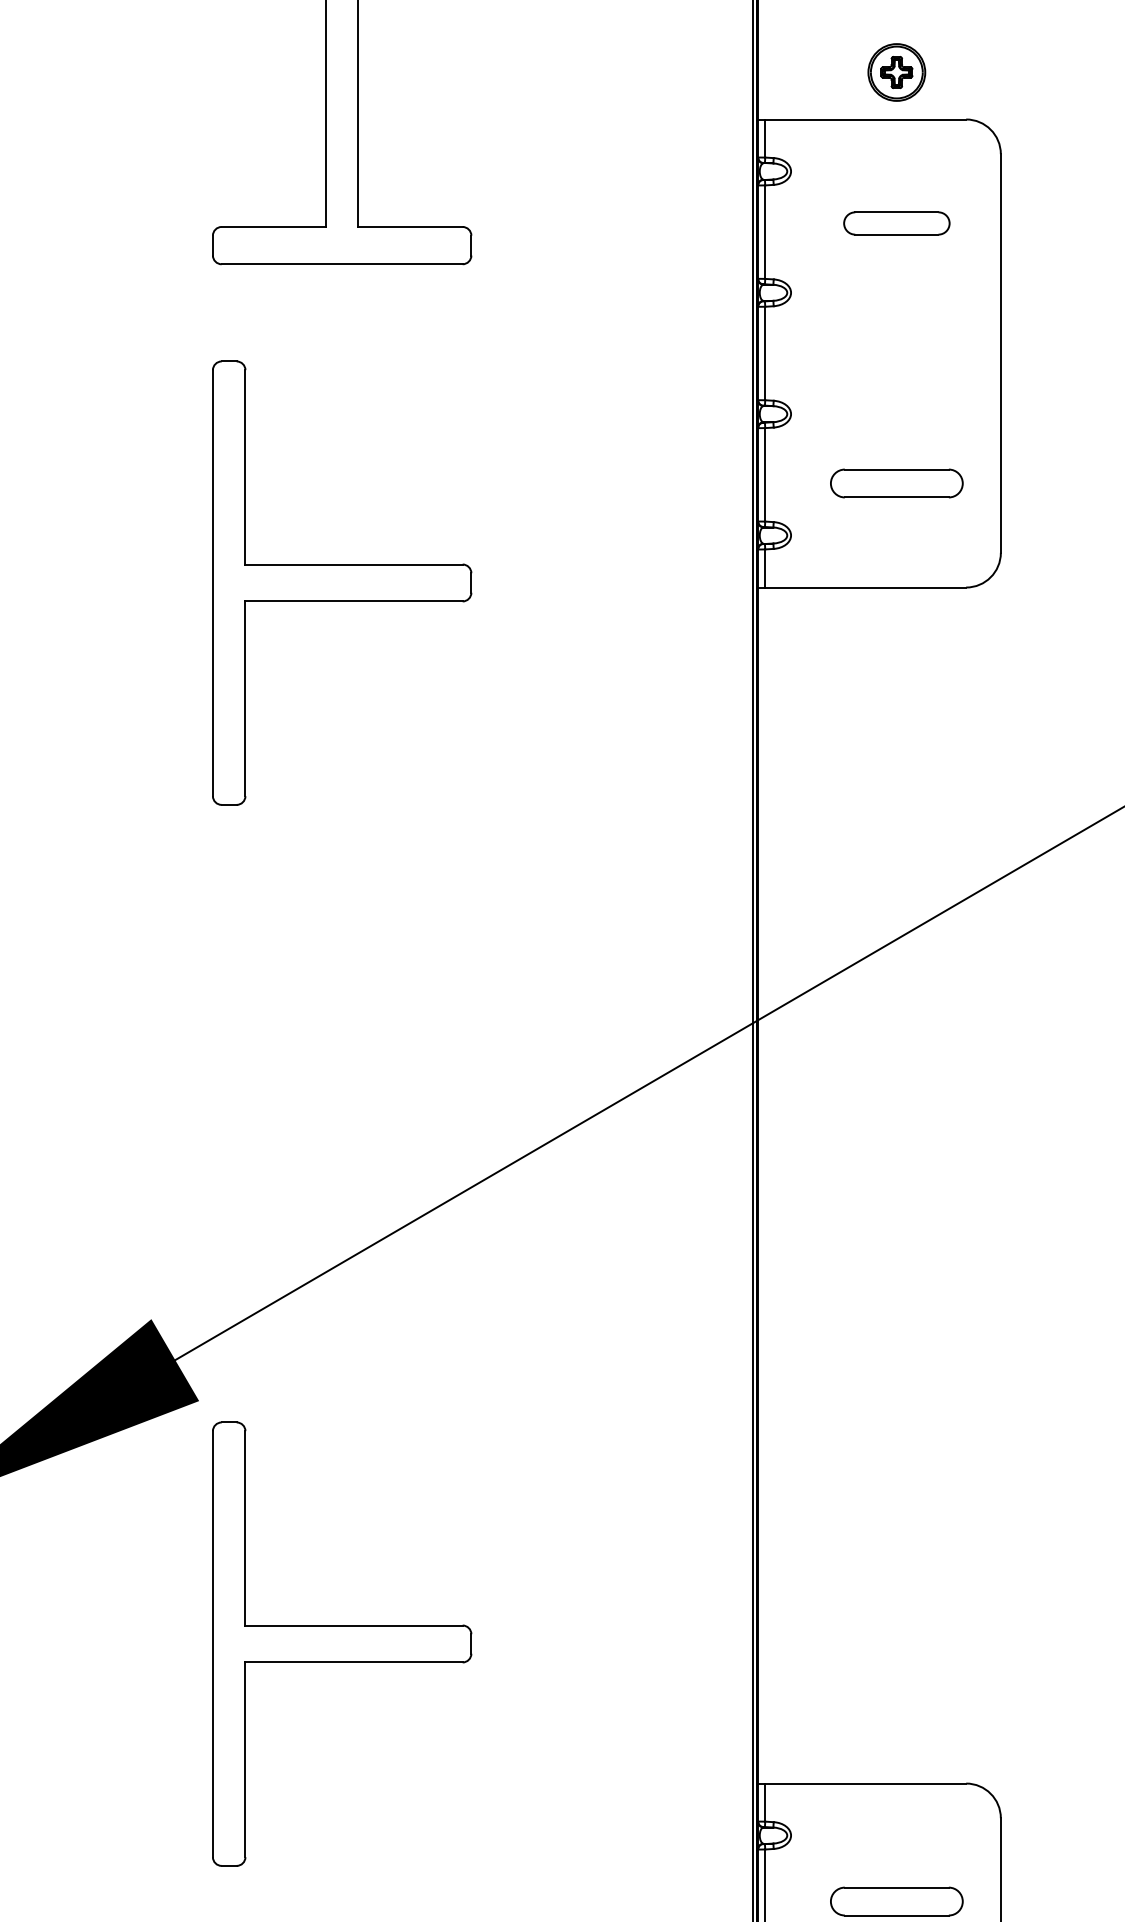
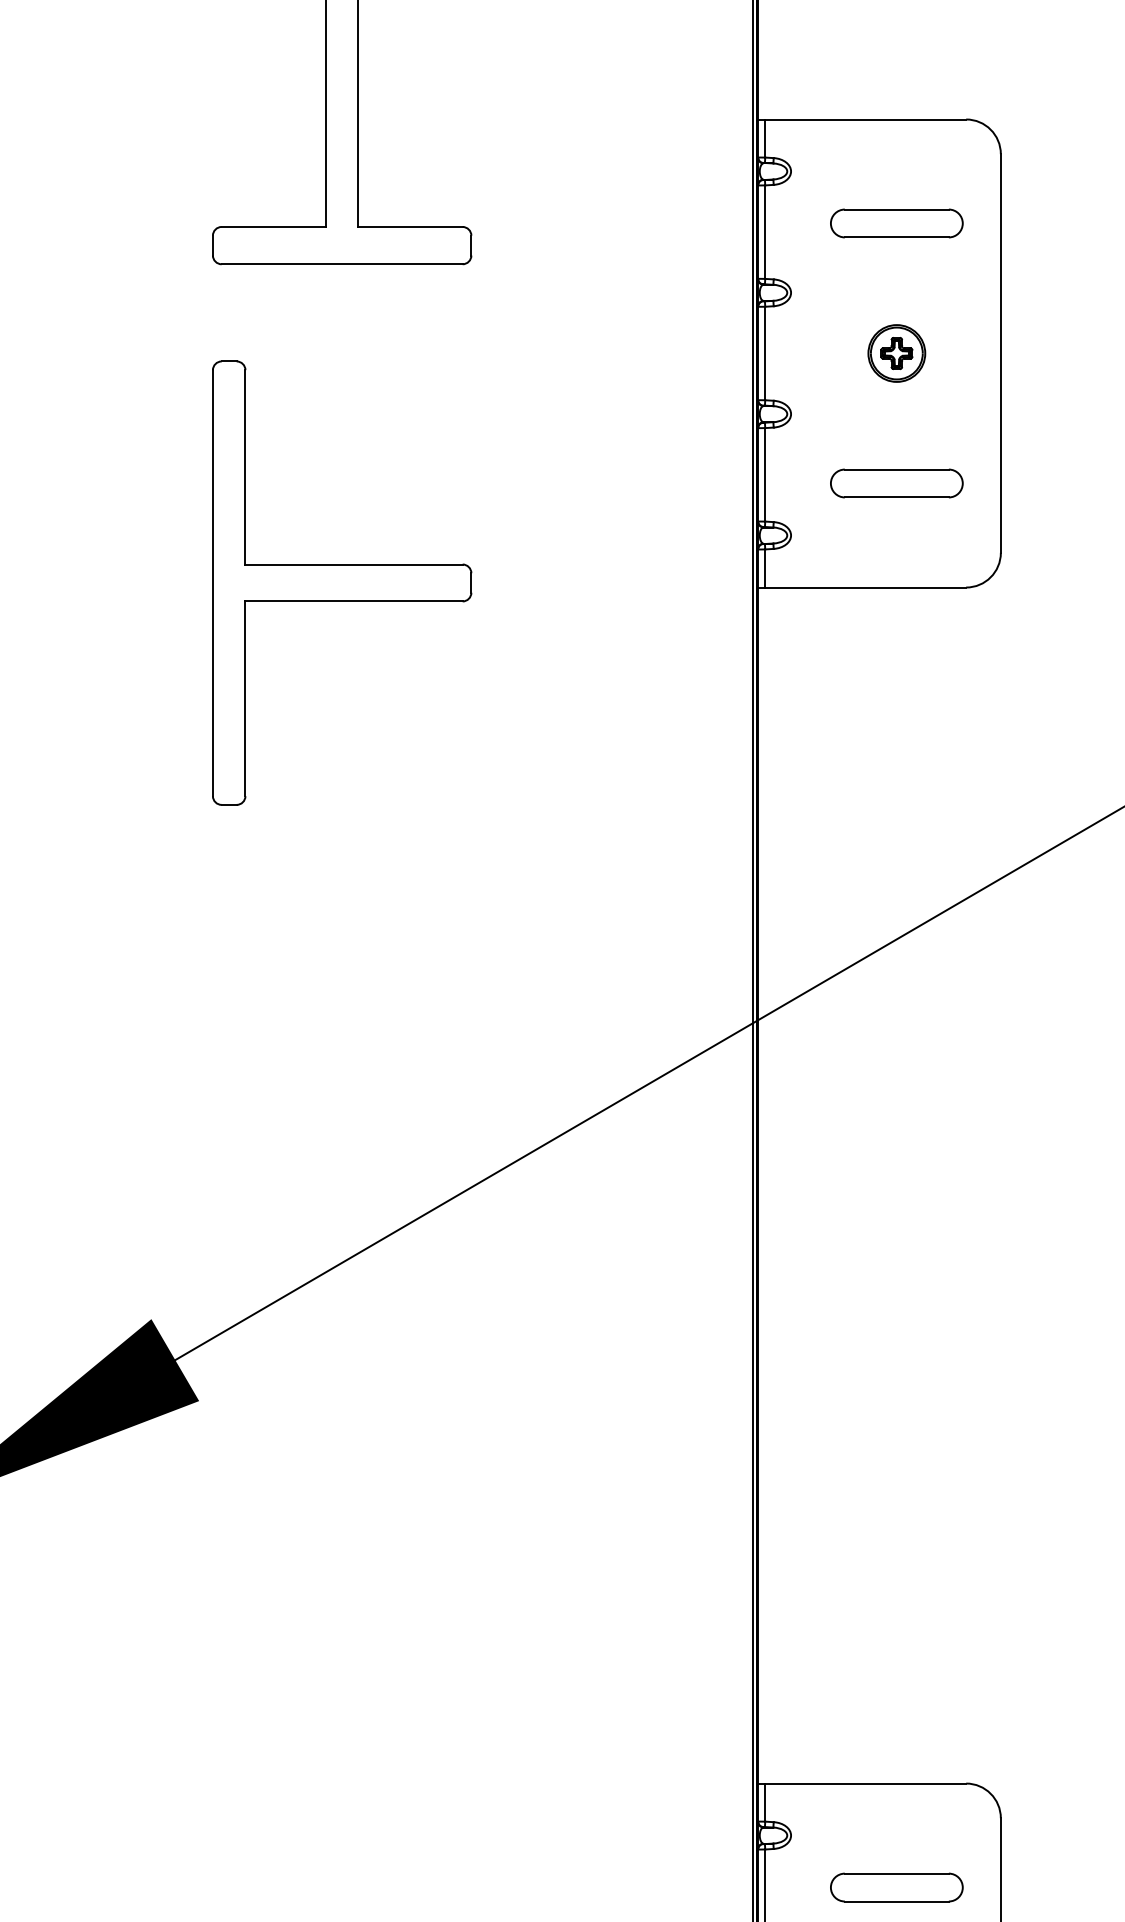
part position: (896, 72) -> (896, 353) (896, 353)
part size: 108x25 px -> 134x31 px (896, 223)
part: present -> none (342, 1643)
part position: (896, 1901) -> (896, 1887) (896, 1887)
